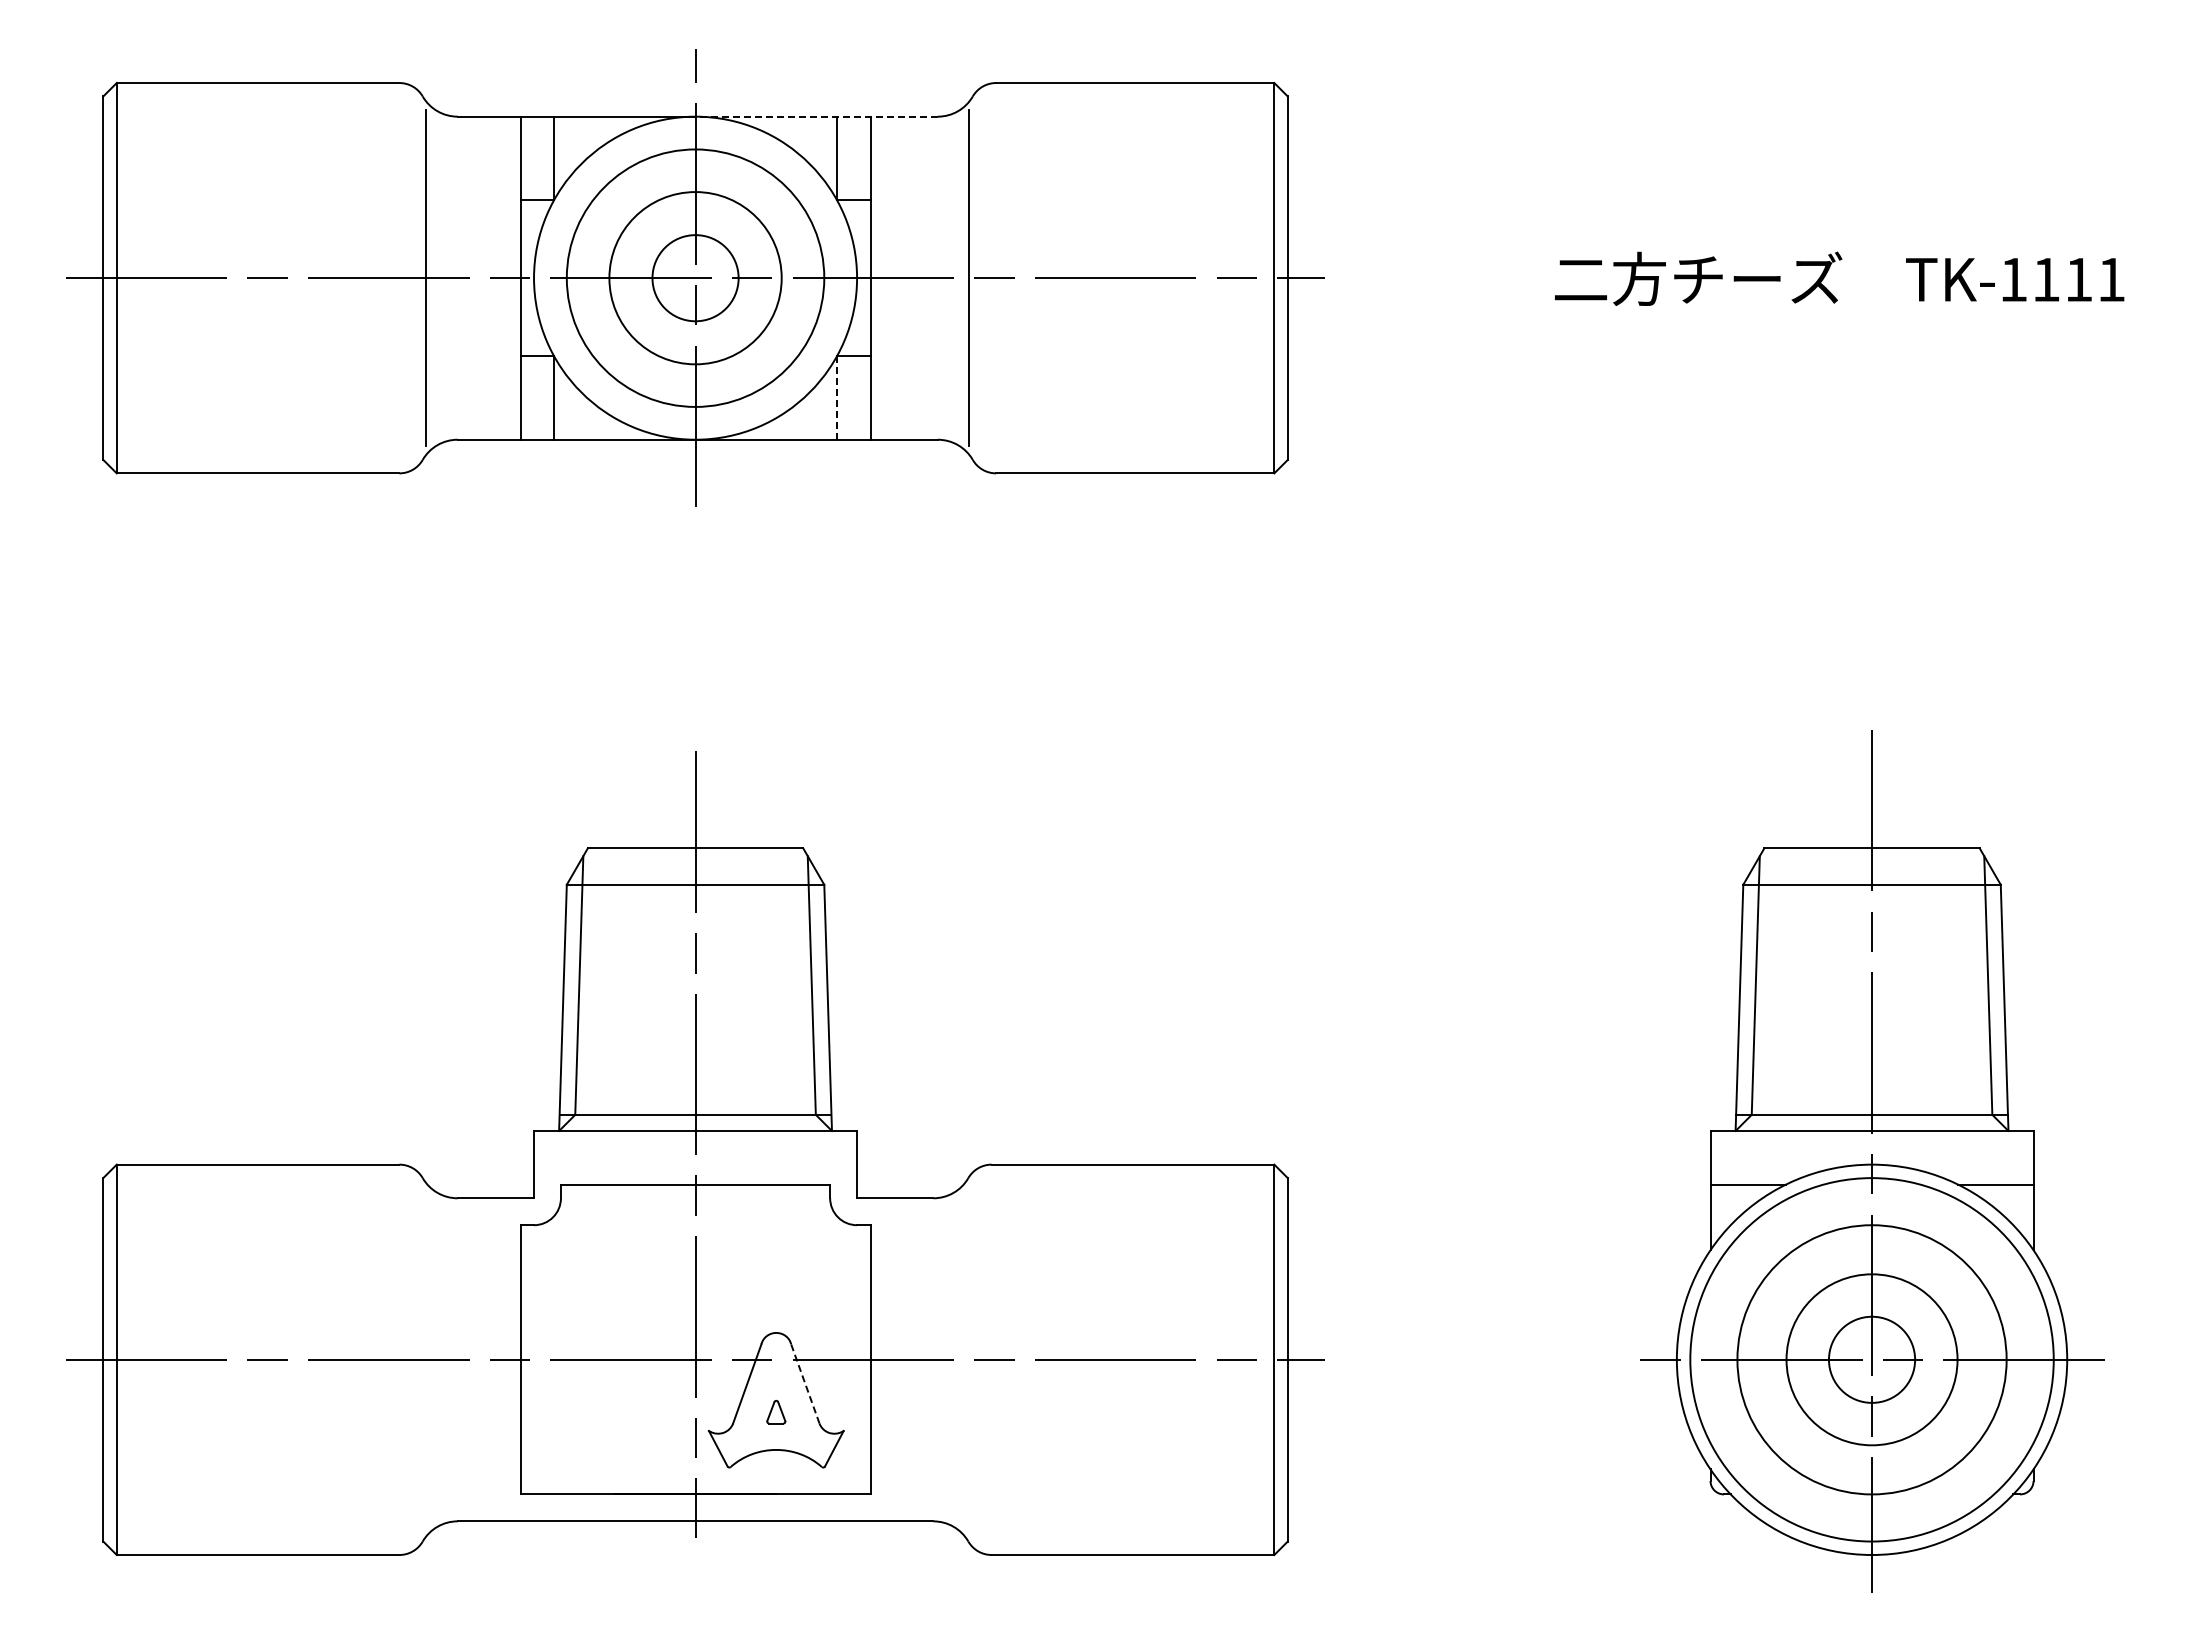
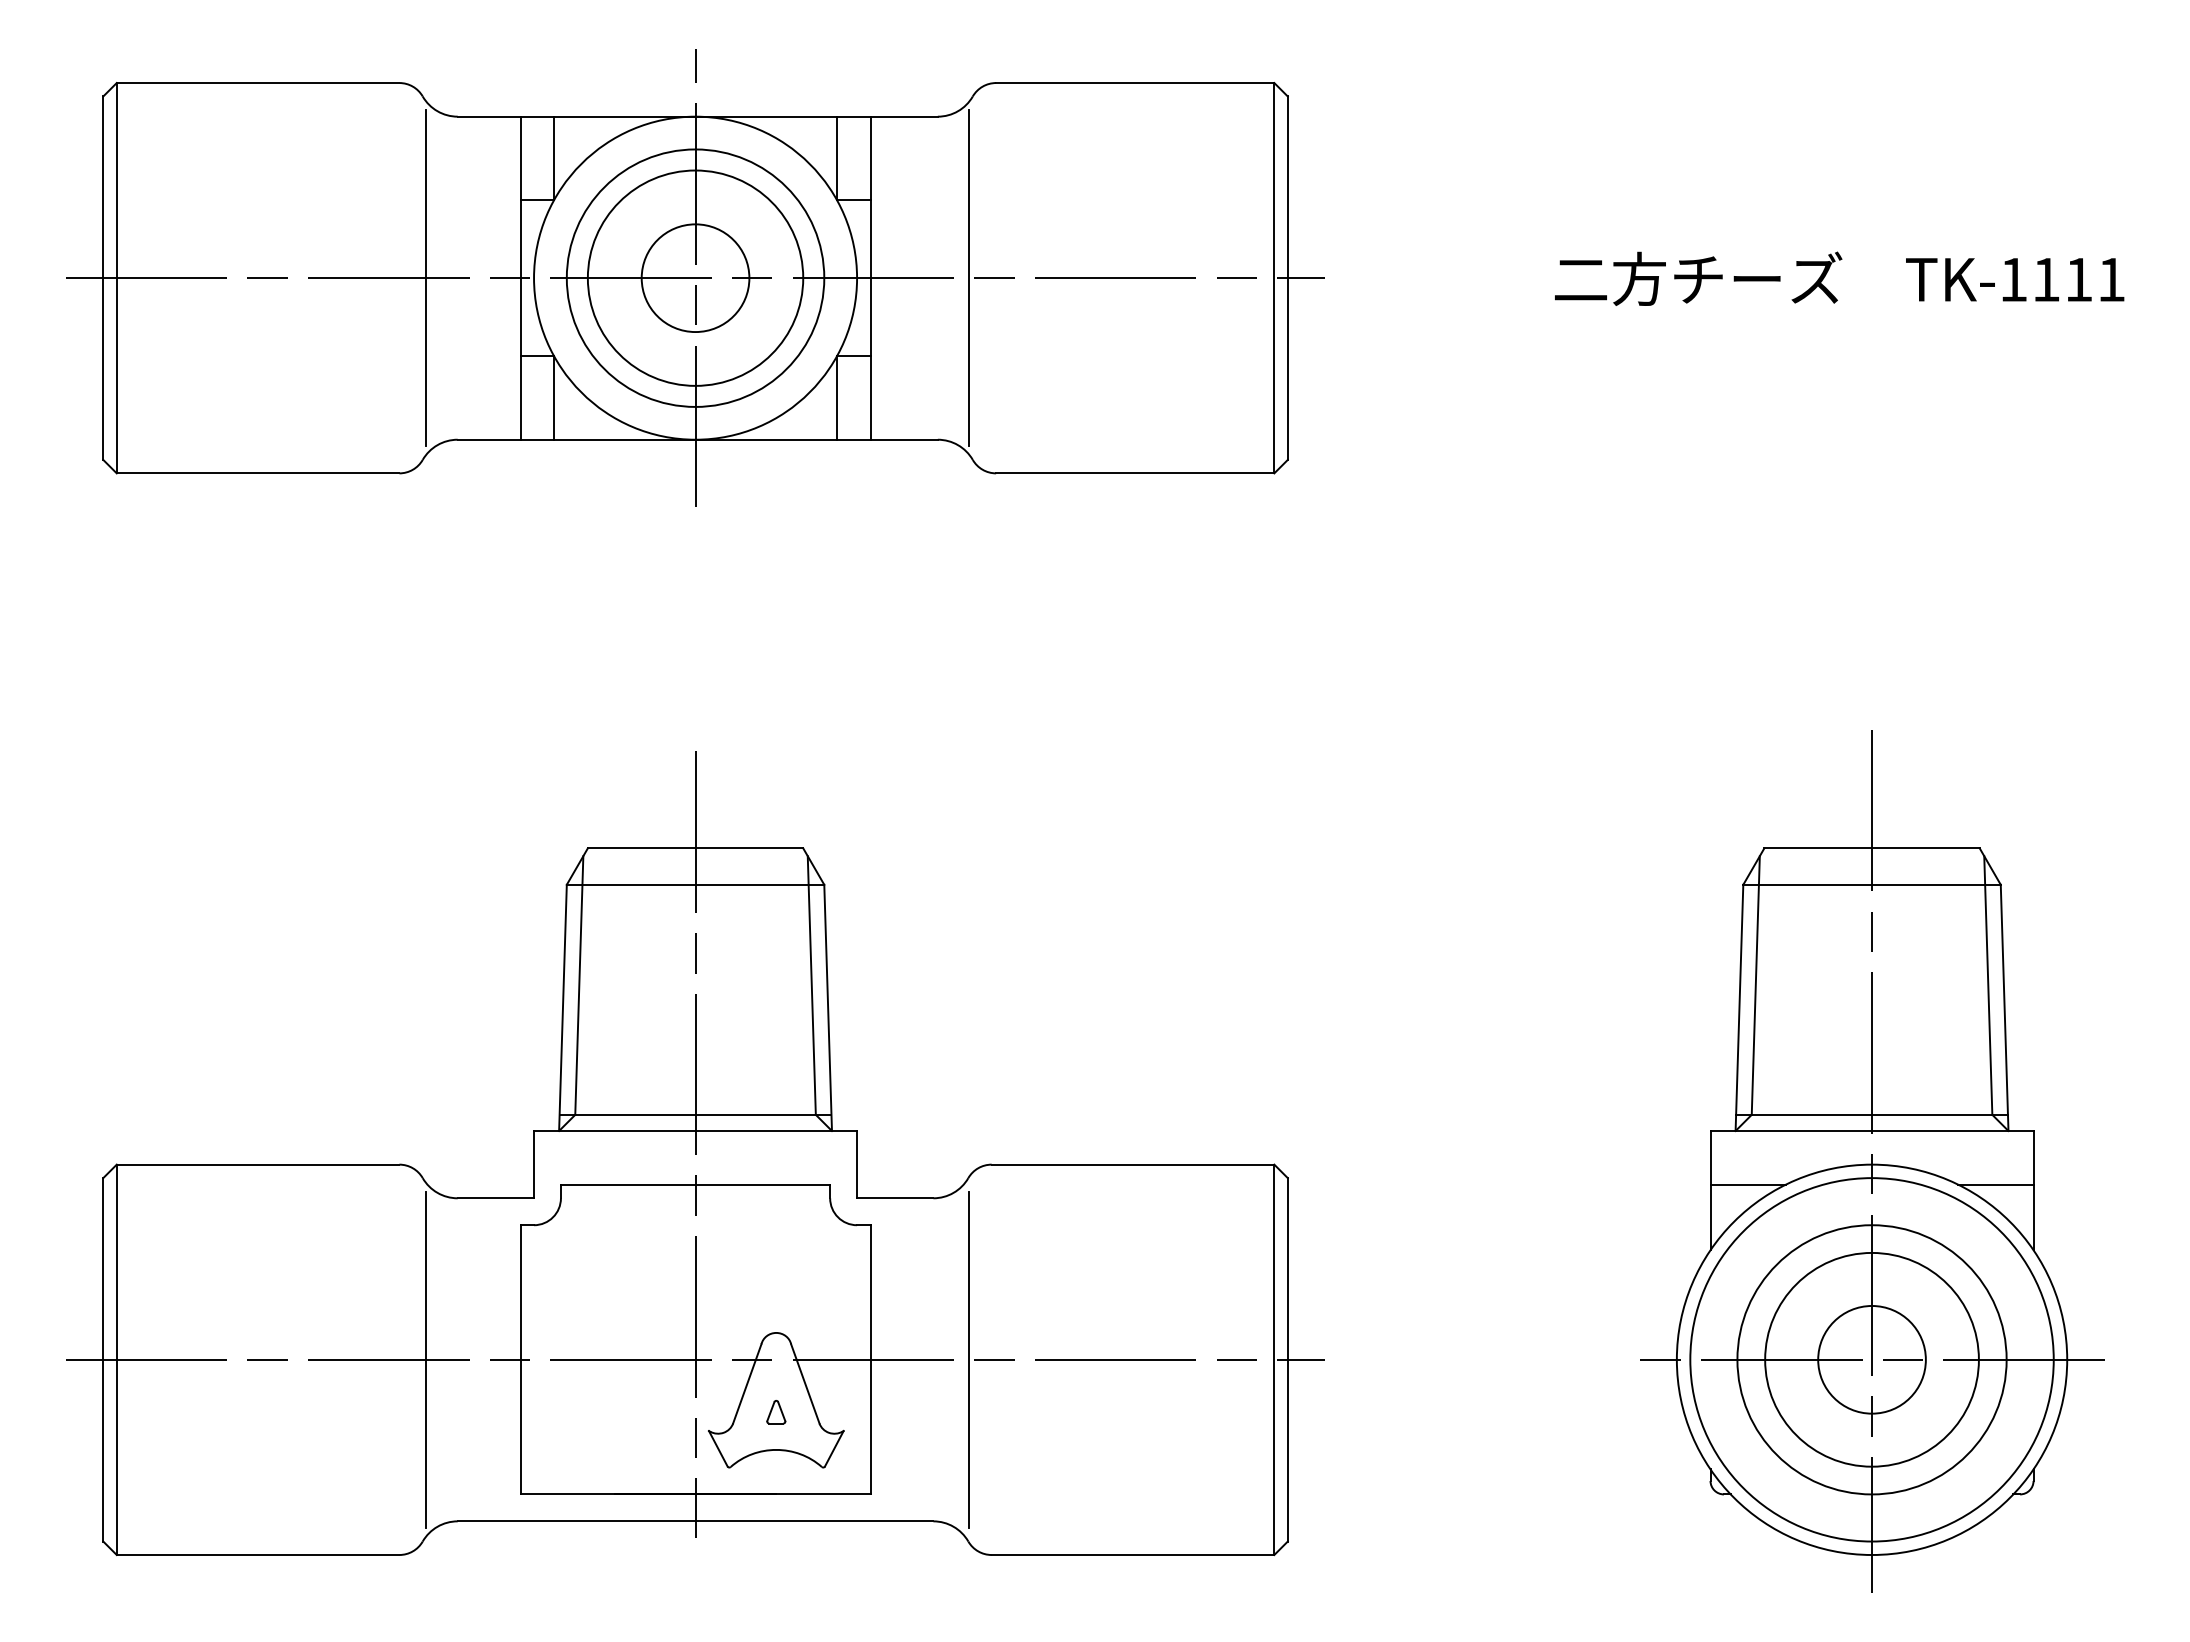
line: dashed -> solid (816, 116)
circle diameter: 172 px -> 215 px (695, 277)
circle diameter: 86 px -> 108 px (695, 278)
line: dashed -> solid (836, 398)
line: none -> present (426, 1359)
line: none -> present (969, 1359)
circle diameter: 171 px -> 214 px (1871, 1359)
circle diameter: 86 px -> 108 px (1871, 1359)
line: dashed -> solid (805, 1383)
